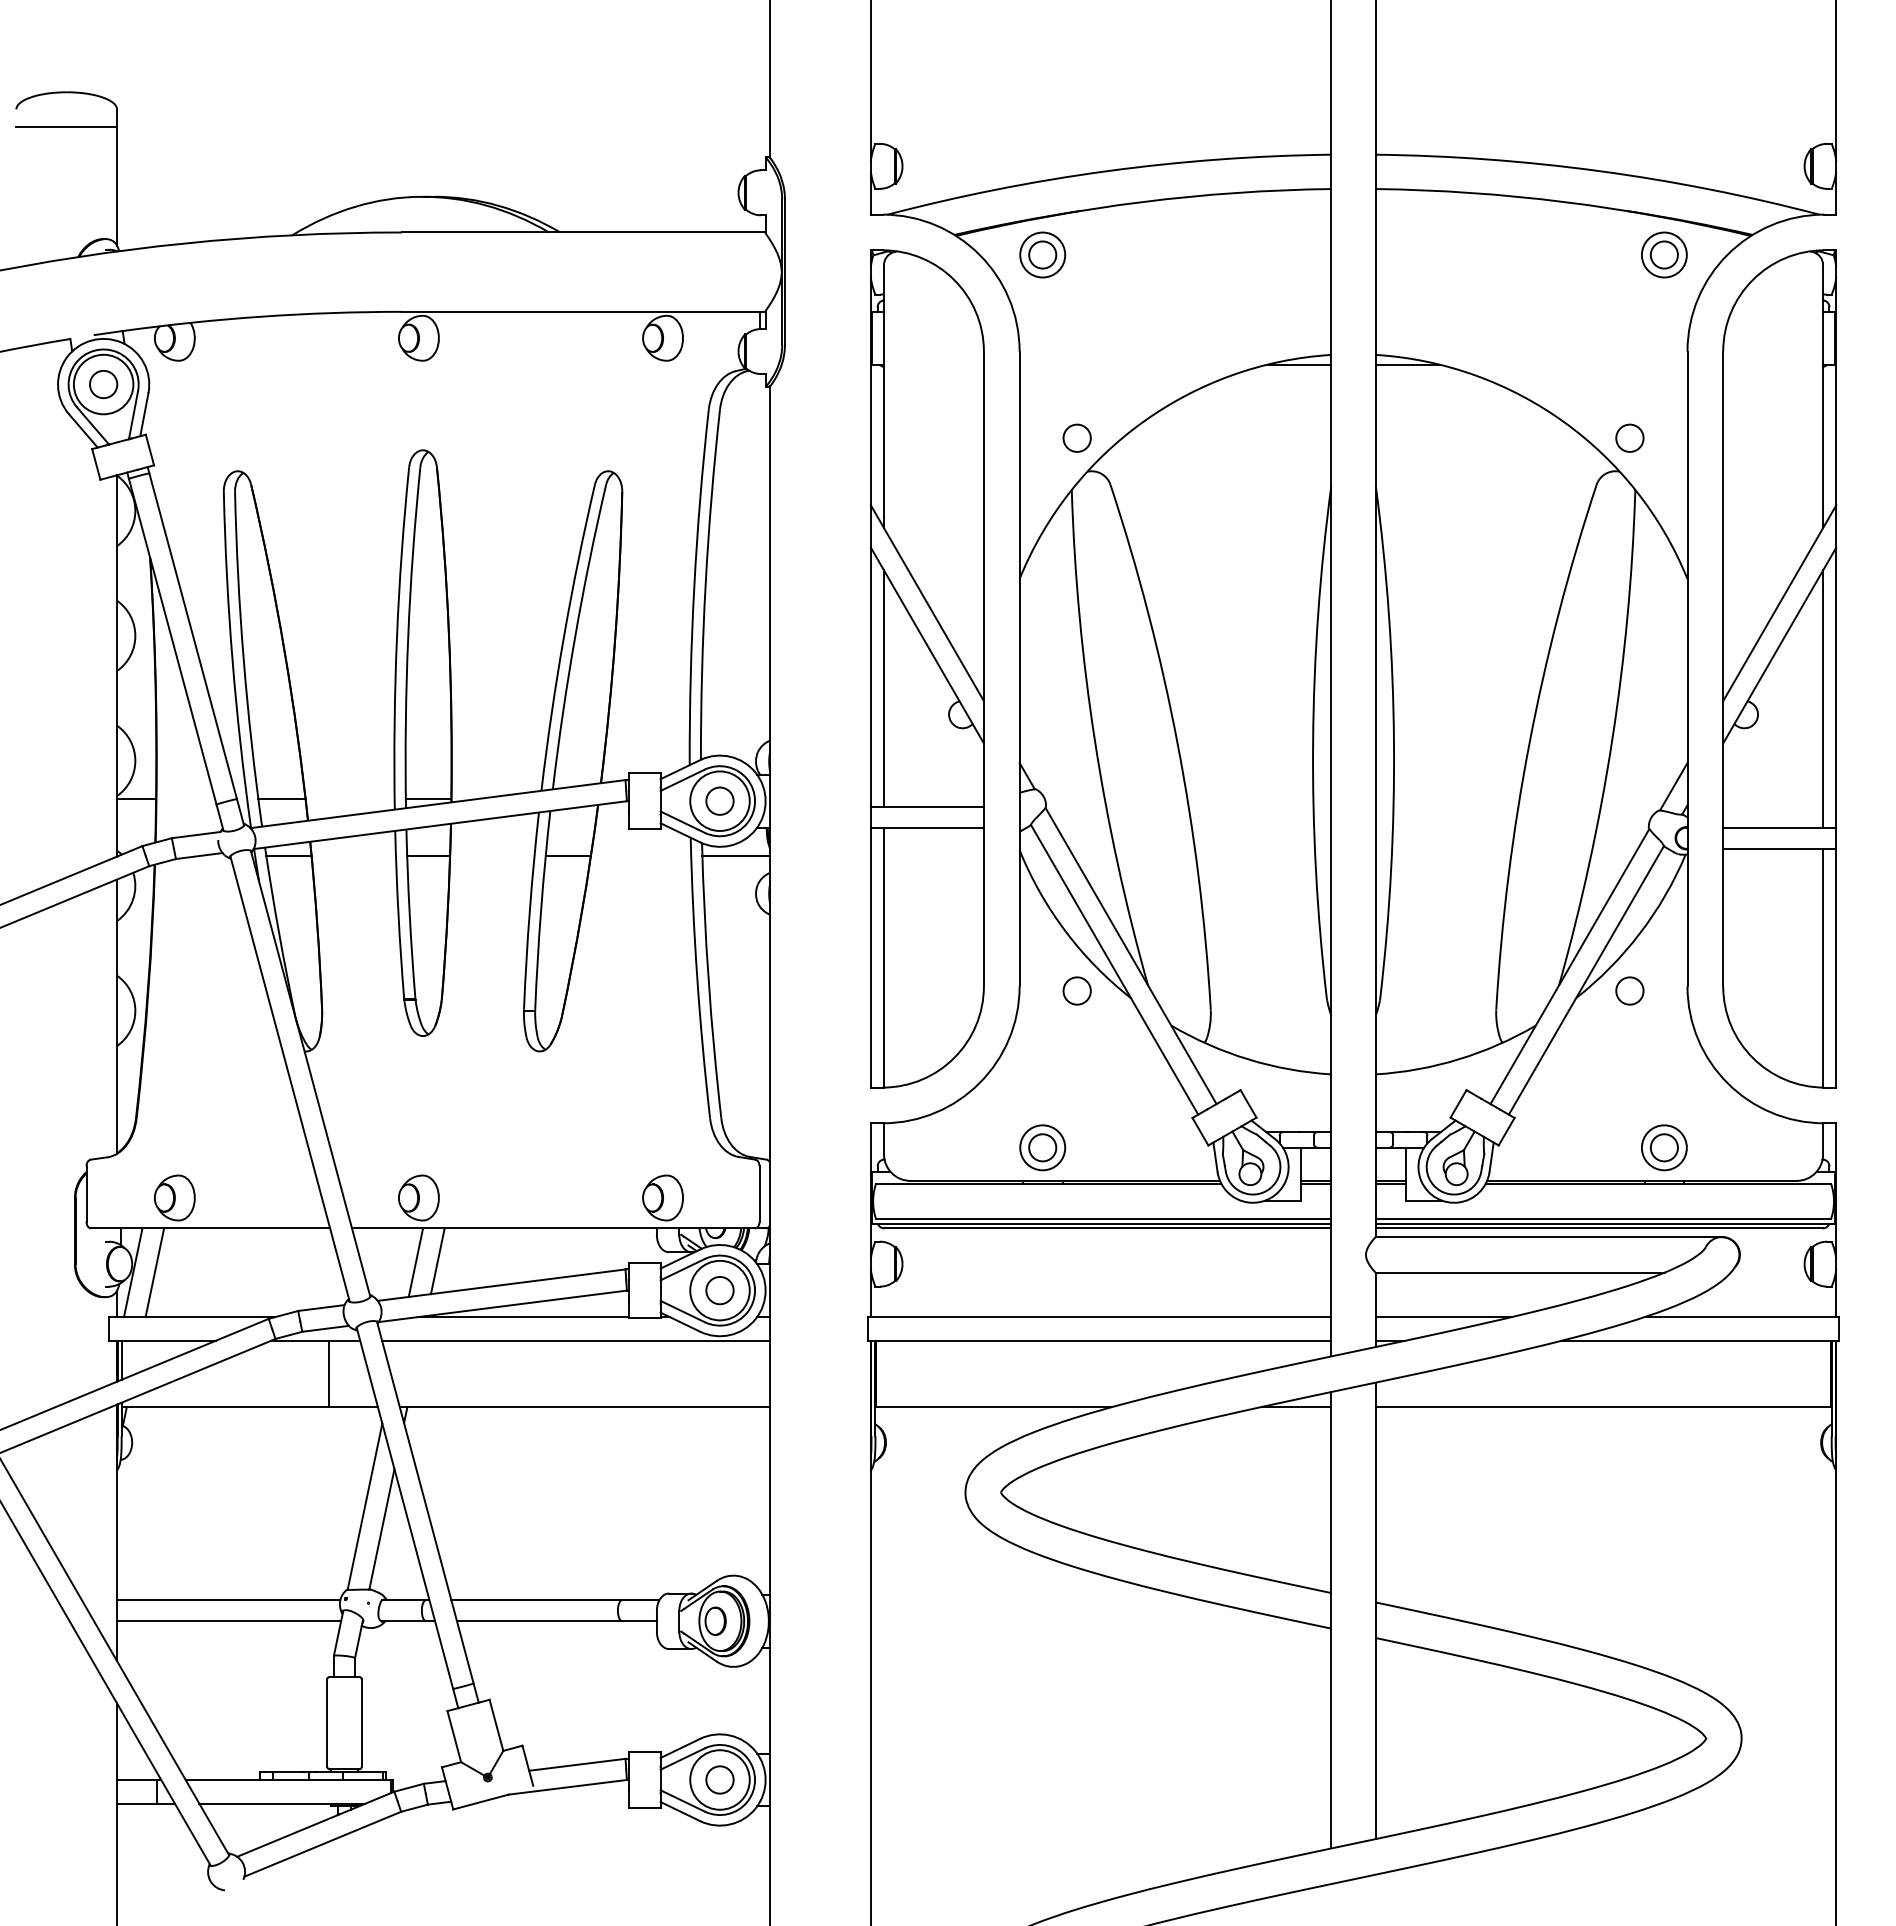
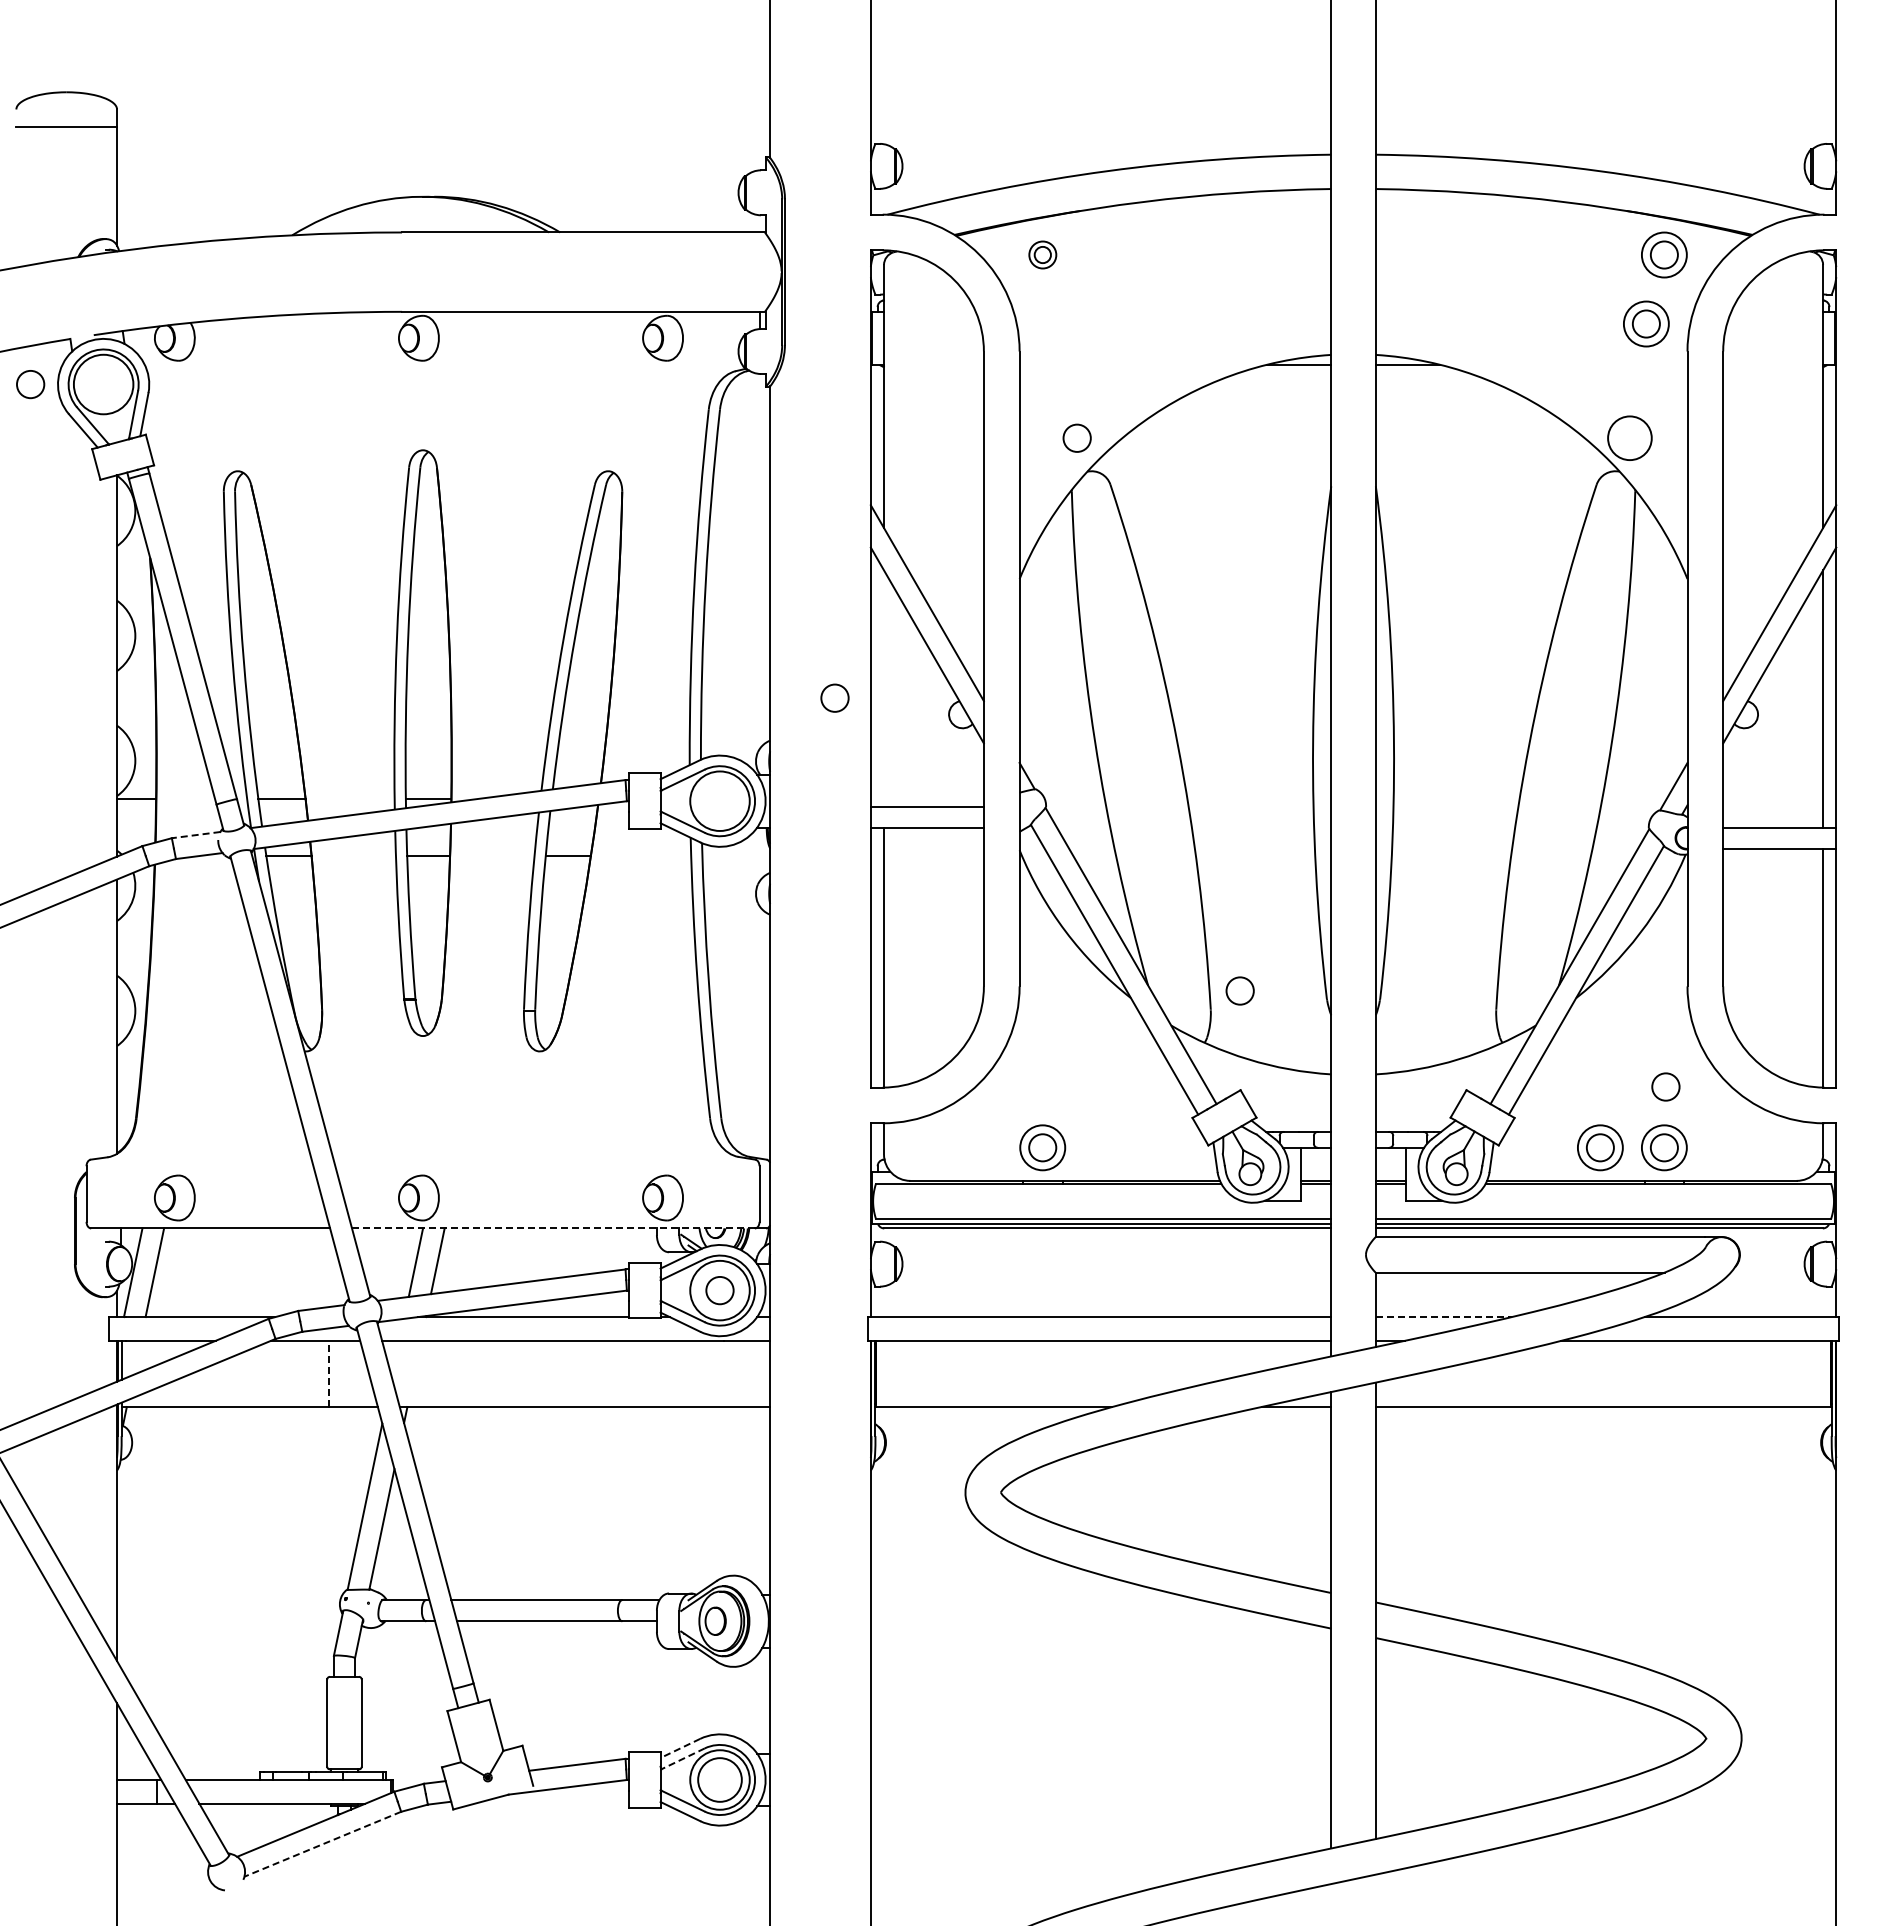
part size: 48x48 px -> 30x30 px (1042, 254)
part: none -> present (1646, 323)
circle position: (103, 384) -> (30, 384) (30, 384)
circle diameter: 27 px -> 44 px (1629, 438)
line: present -> none (884, 688)
circle position: (719, 800) -> (834, 697) (834, 697)
line: solid -> dashed (195, 835)
line: present -> none (736, 855)
circle position: (1076, 990) -> (1239, 990) (1239, 990)
circle position: (1629, 990) -> (1665, 1086) (1665, 1086)
part: none -> present (1600, 1147)
line: solid -> dashed (553, 1228)
line: solid -> dashed (1444, 1317)
line: solid -> dashed (328, 1373)
line: present -> none (228, 1600)
line: present -> none (229, 1621)
line: solid -> dashed (680, 1748)
line: solid -> dashed (682, 1759)
circle diameter: 27 px -> 44 px (719, 1779)
line: solid -> dashed (322, 1844)
